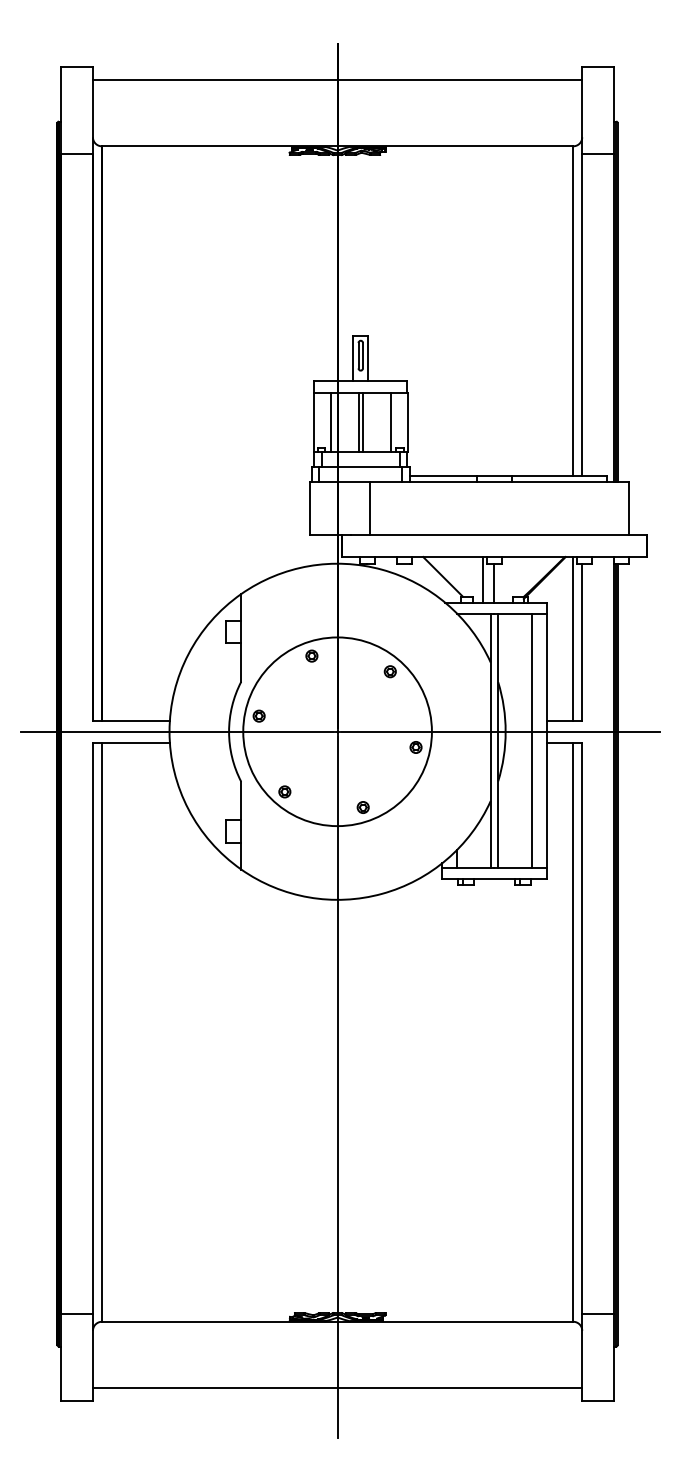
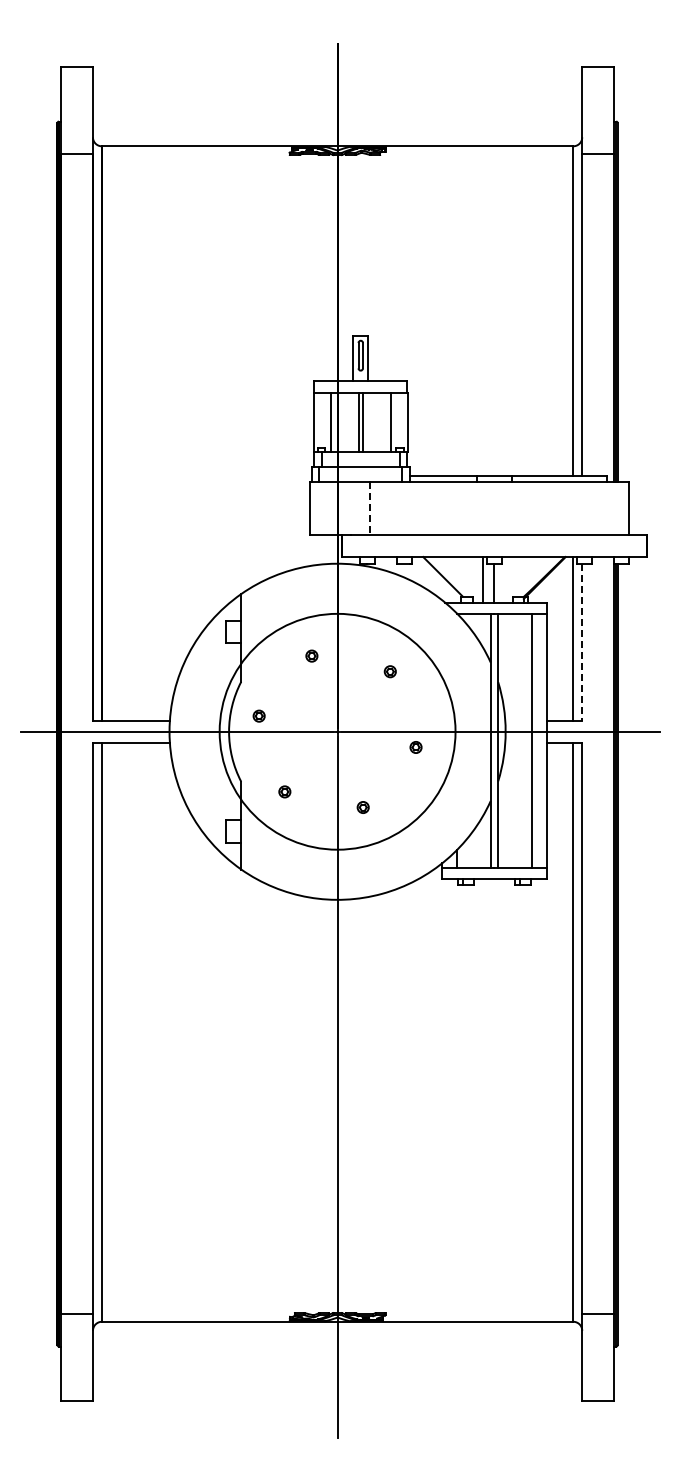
line: present -> none (337, 80)
line: solid -> dashed (370, 508)
line: solid -> dashed (582, 643)
circle diameter: 189 px -> 236 px (337, 731)
line: present -> none (337, 1388)
